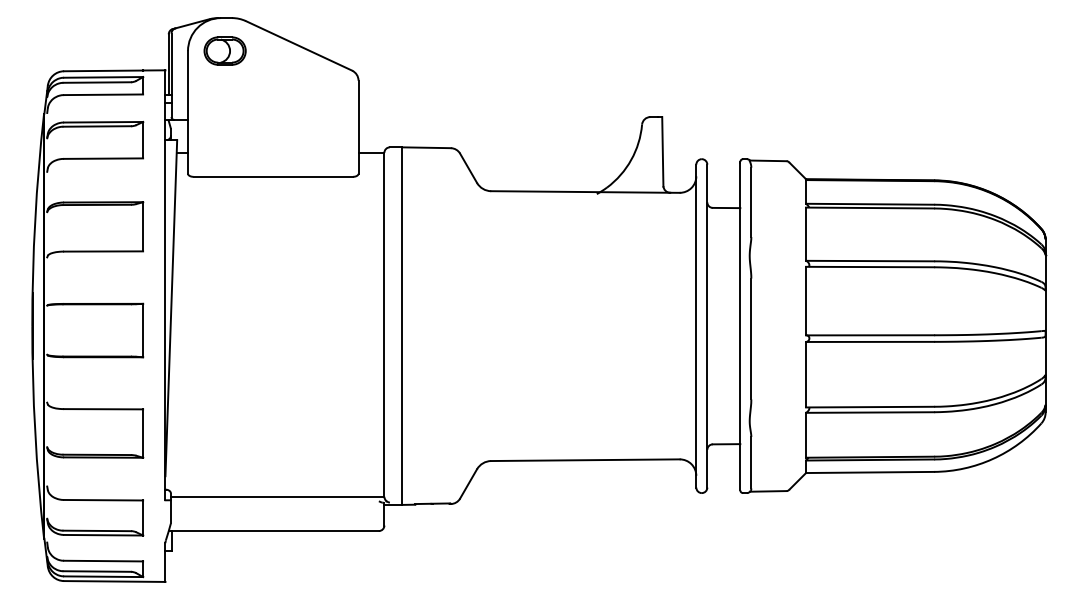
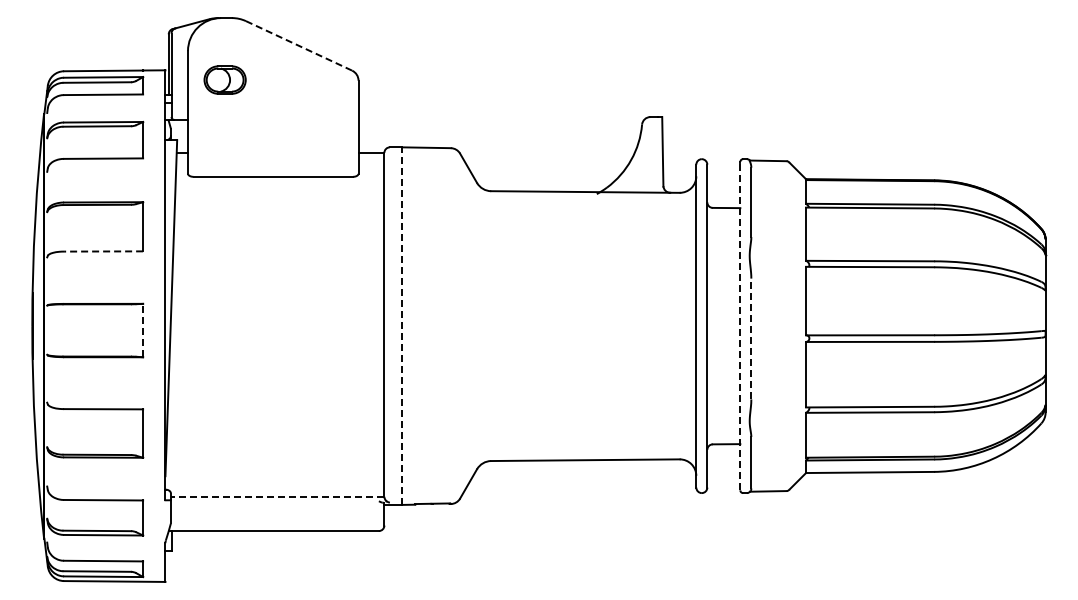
line: solid -> dashed (299, 45)
part position: (224, 50) -> (224, 79) (224, 79)
line: solid -> dashed (103, 251)
line: solid -> dashed (402, 326)
line: solid -> dashed (740, 326)
line: solid -> dashed (143, 330)
line: solid -> dashed (751, 338)
line: solid -> dashed (277, 496)
